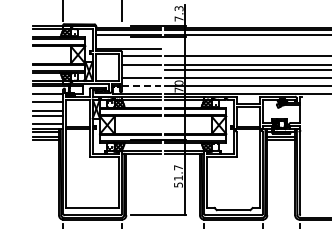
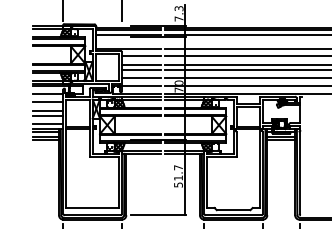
line: none -> present (246, 48)
line: none -> present (140, 69)
line: dashed -> solid (141, 85)
